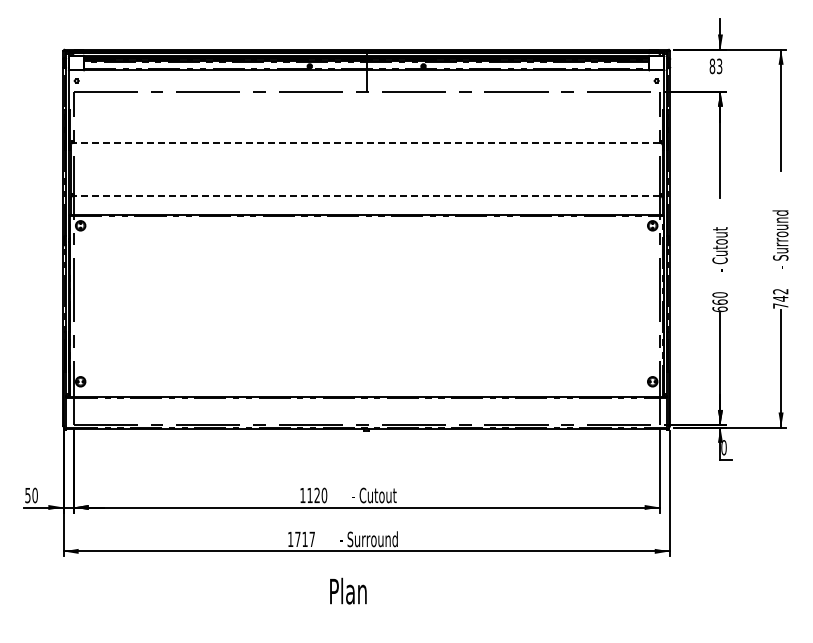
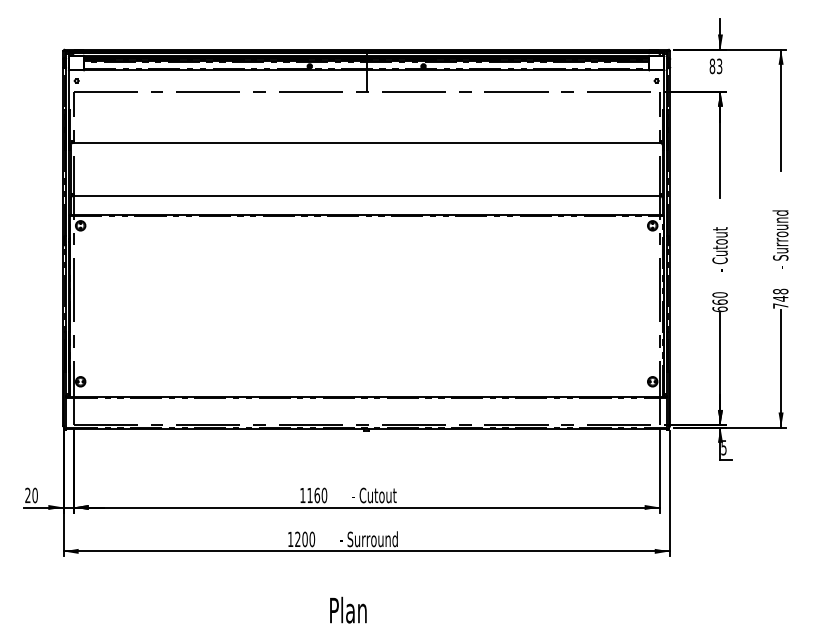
line: dashed -> solid (366, 143)
line: dashed -> solid (366, 196)
text: 742 -> 748 (780, 291)
text: 0 -> 5 (723, 447)
text: 50 -> 20 (27, 495)
text: 1120 -> 1160 (317, 495)
text: 1717 -> 1200 (305, 539)
text position: (348, 590) -> (348, 609) (348, 609)
